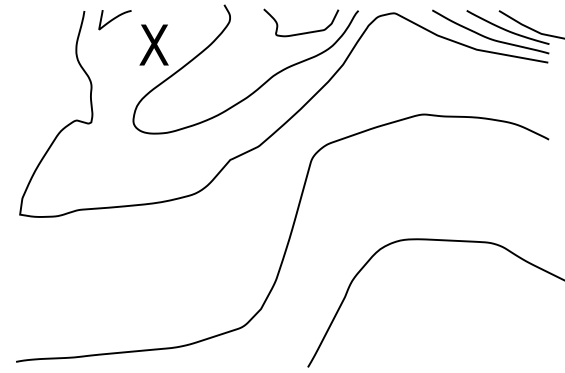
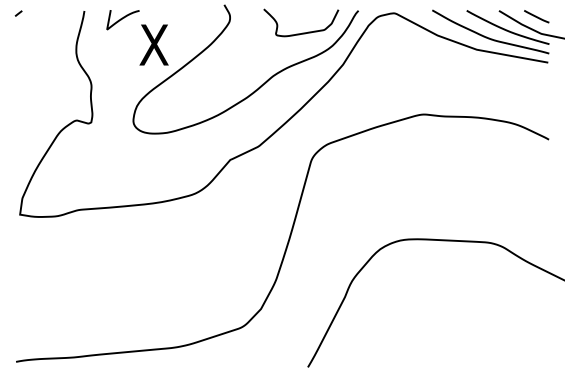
line: none -> present (18, 13)
line: none -> present (536, 16)
curve position: (114, 19) -> (122, 19) (122, 19)
